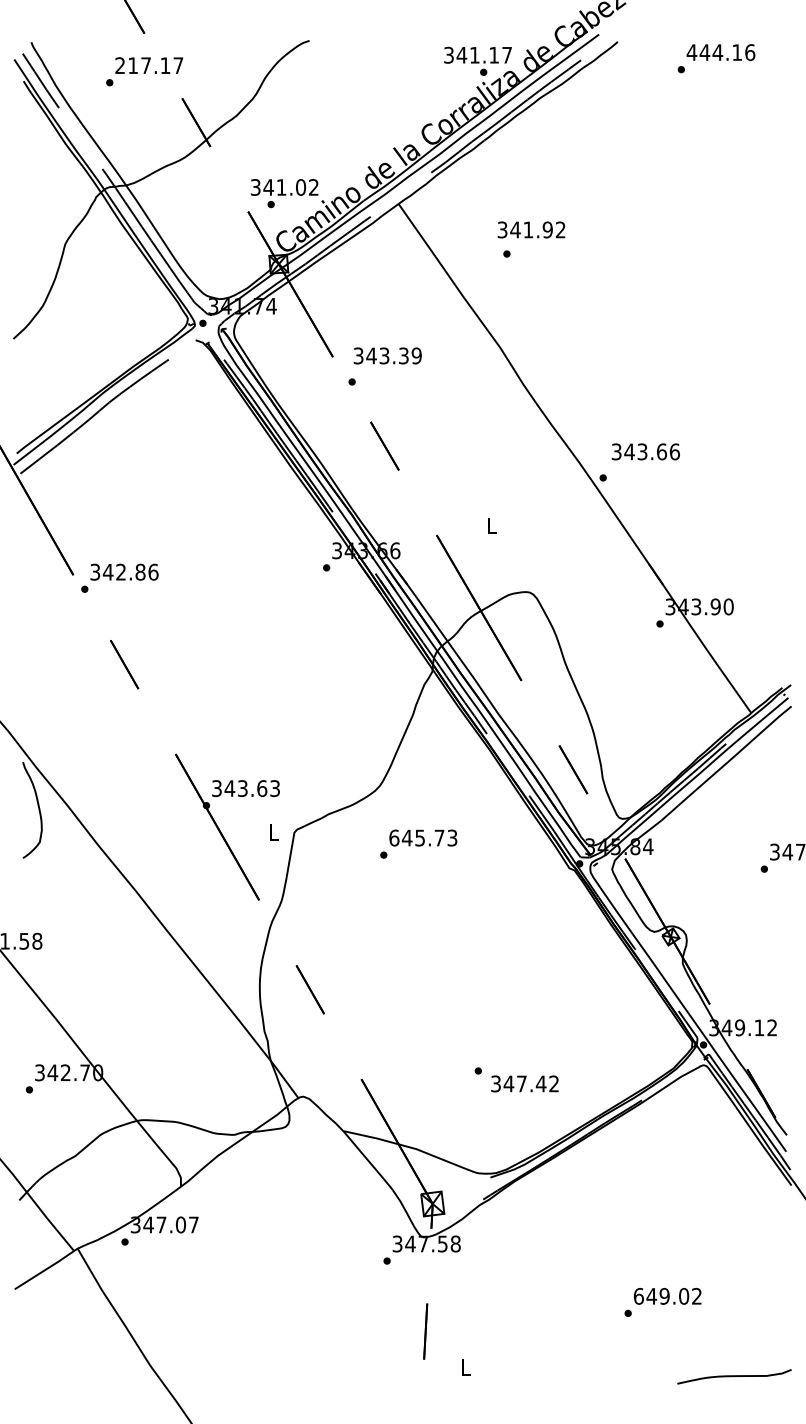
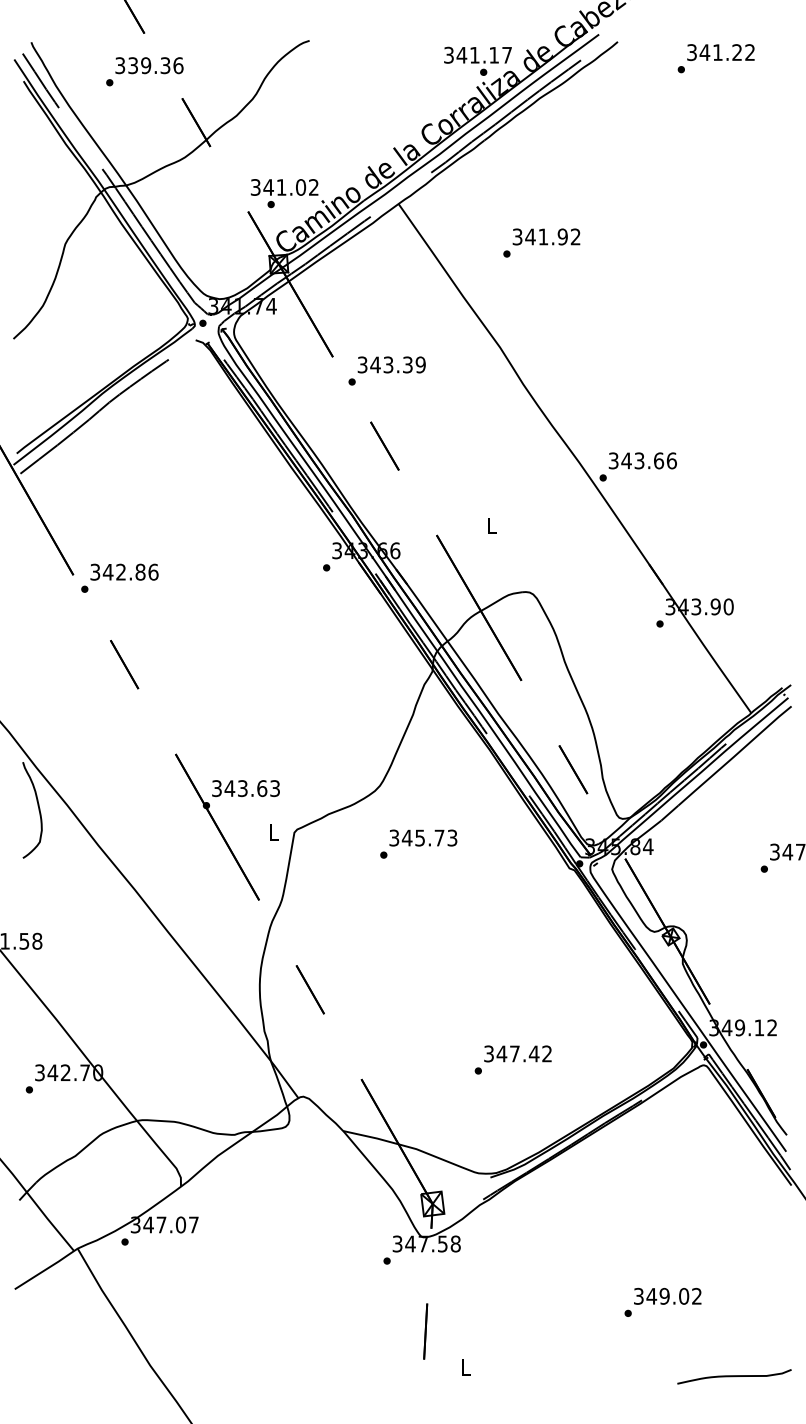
text: 444.16 -> 341.22 (720, 52)
text: 217.17 -> 339.36 (149, 65)
text position: (531, 229) -> (546, 236) (546, 236)
text position: (387, 355) -> (391, 364) (391, 364)
text position: (645, 451) -> (642, 460) (642, 460)
text: 645.73 -> 345.73 (394, 837)
text position: (524, 1083) -> (517, 1053) (517, 1053)
text: 649.02 -> 349.02 (638, 1295)
